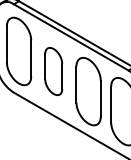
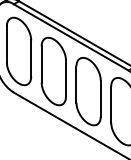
part size: 20x49 px -> 27x71 px (53, 71)
